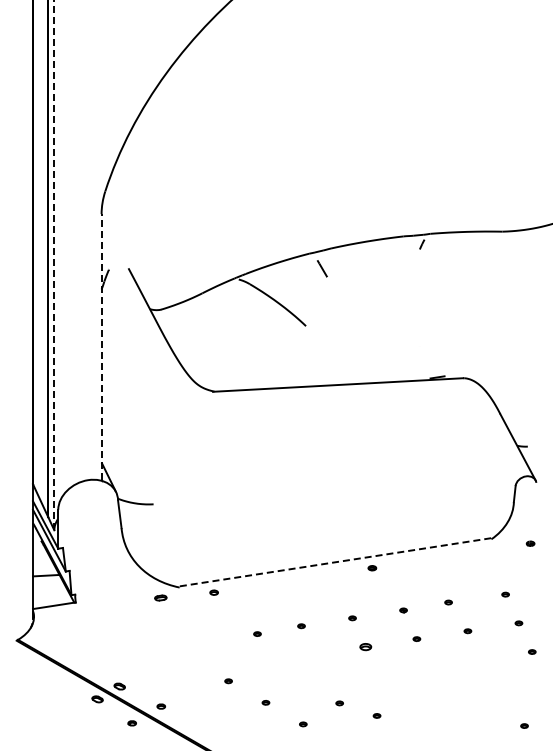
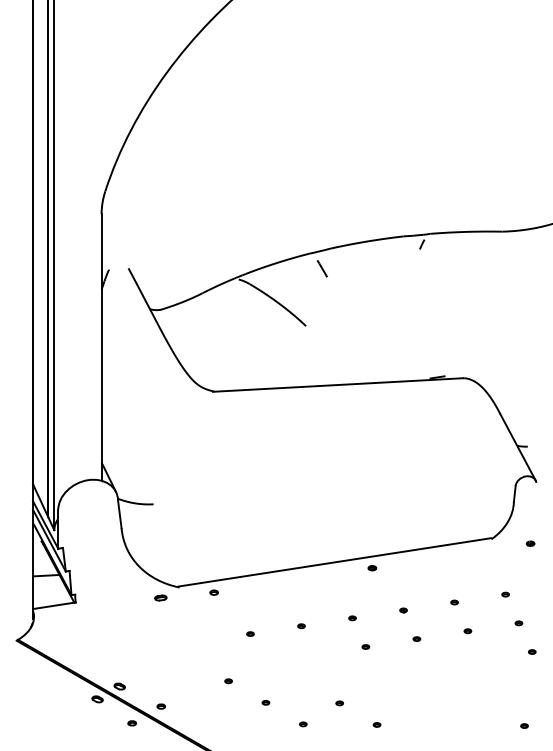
line: dashed -> solid (54, 265)
line: dashed -> solid (101, 347)
line: dashed -> solid (334, 562)
part position: (448, 602) -> (454, 602) (454, 602)
part position: (257, 633) -> (250, 633) (250, 633)
part size: 14x9 px -> 10x6 px (365, 646)
part position: (376, 715) -> (376, 724) (376, 724)
